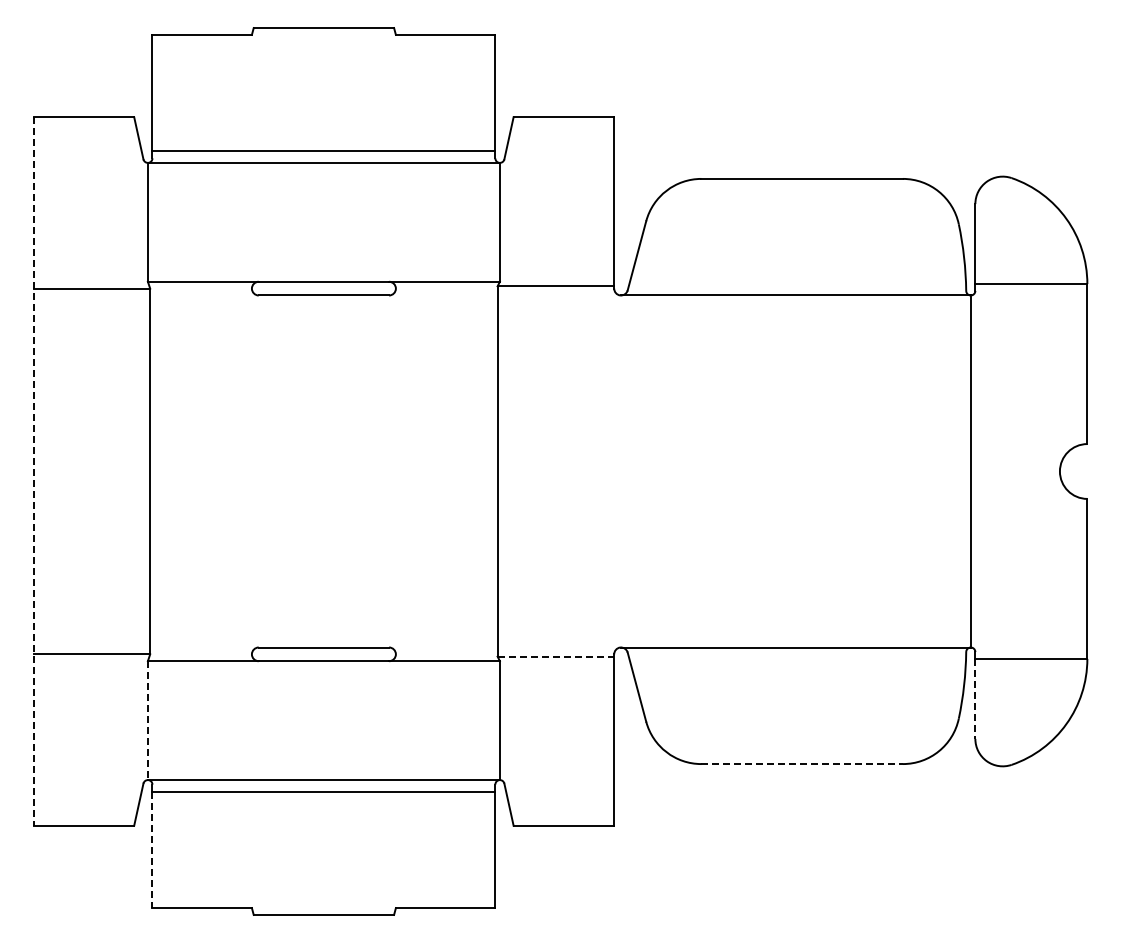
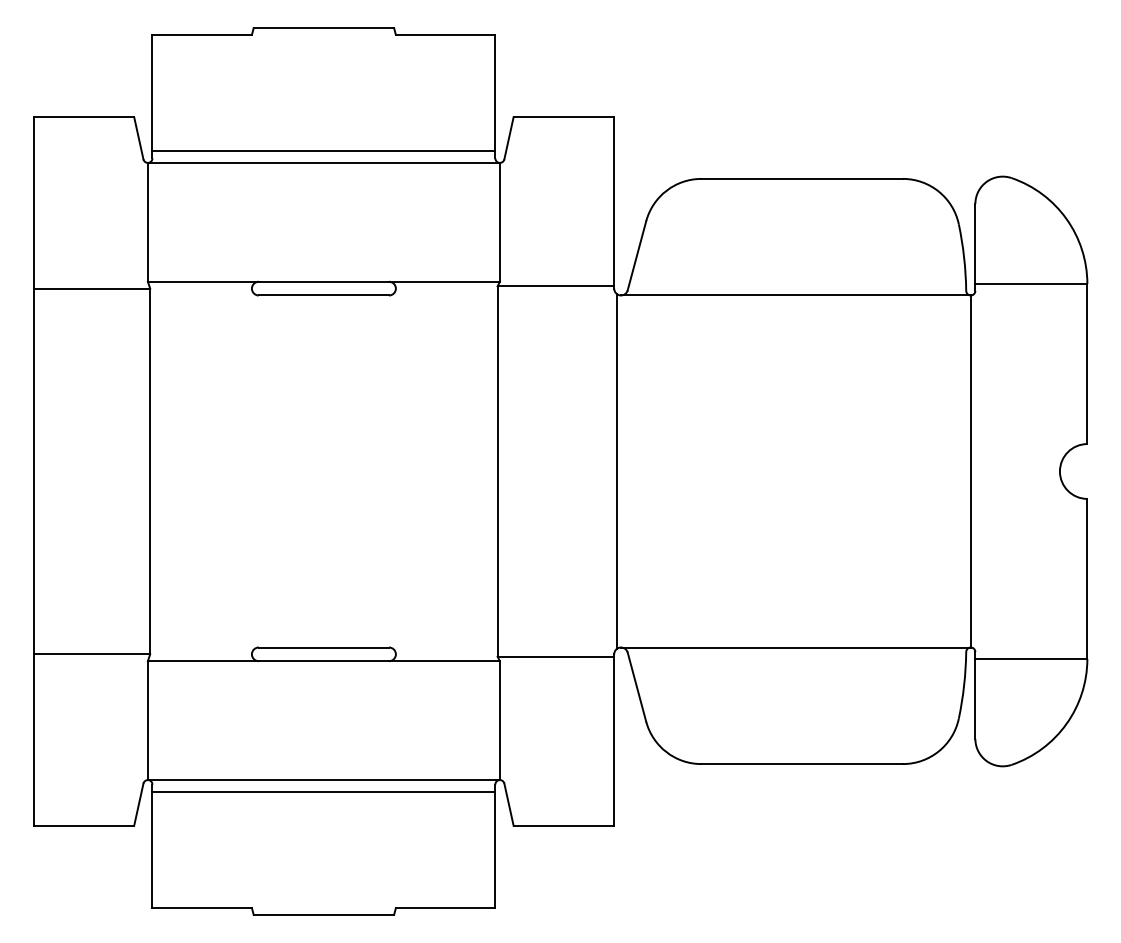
line: dashed -> solid (33, 471)
line: none -> present (616, 471)
line: dashed -> solid (556, 656)
line: dashed -> solid (975, 699)
line: dashed -> solid (147, 721)
line: dashed -> solid (802, 764)
line: dashed -> solid (152, 850)
